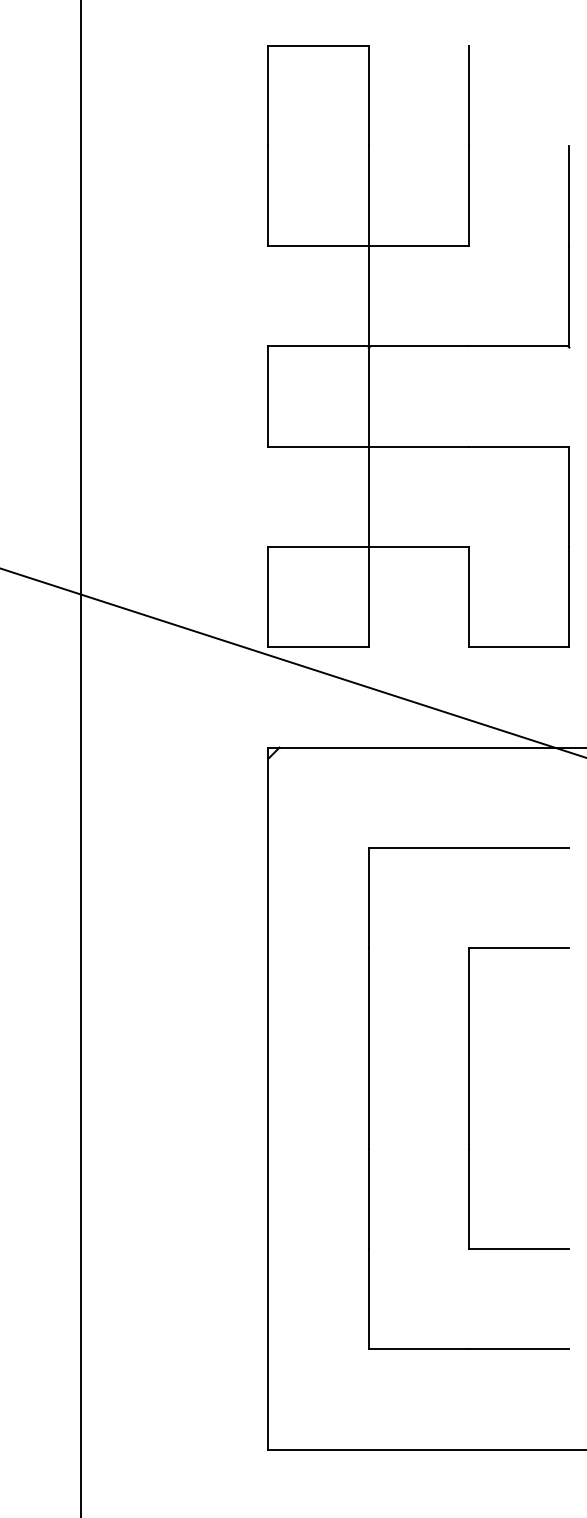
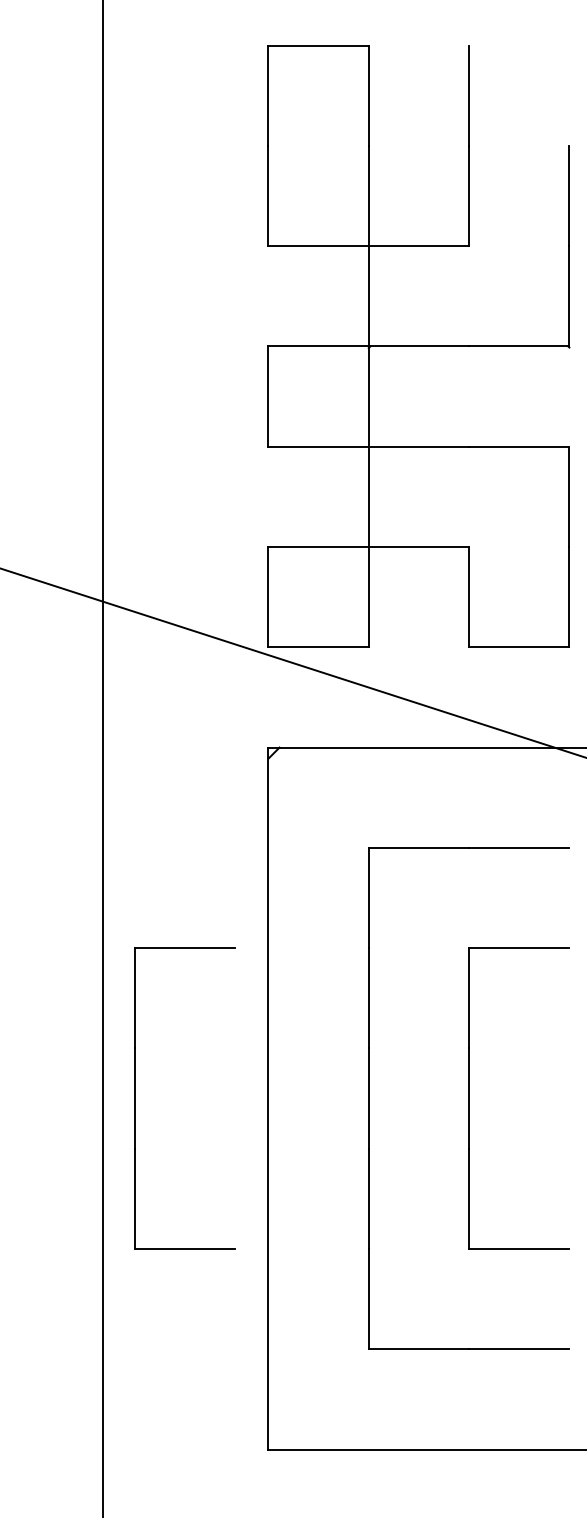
line position: (81, 758) -> (103, 758) (103, 758)
part: none -> present (135, 1098)
